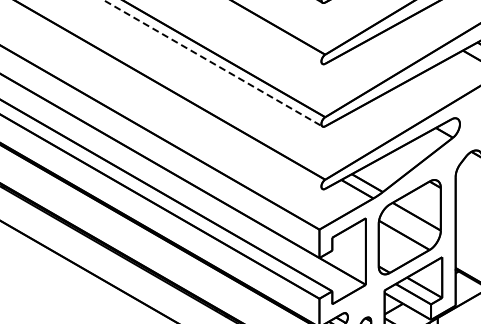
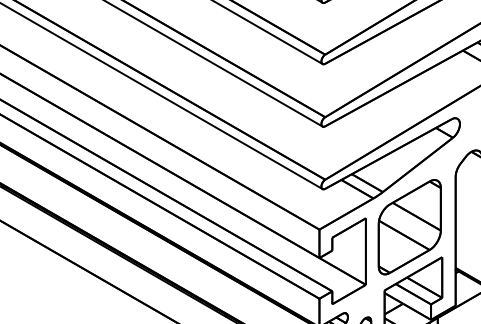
line: none -> present (268, 33)
line: dashed -> solid (213, 63)
line: none -> present (162, 96)
